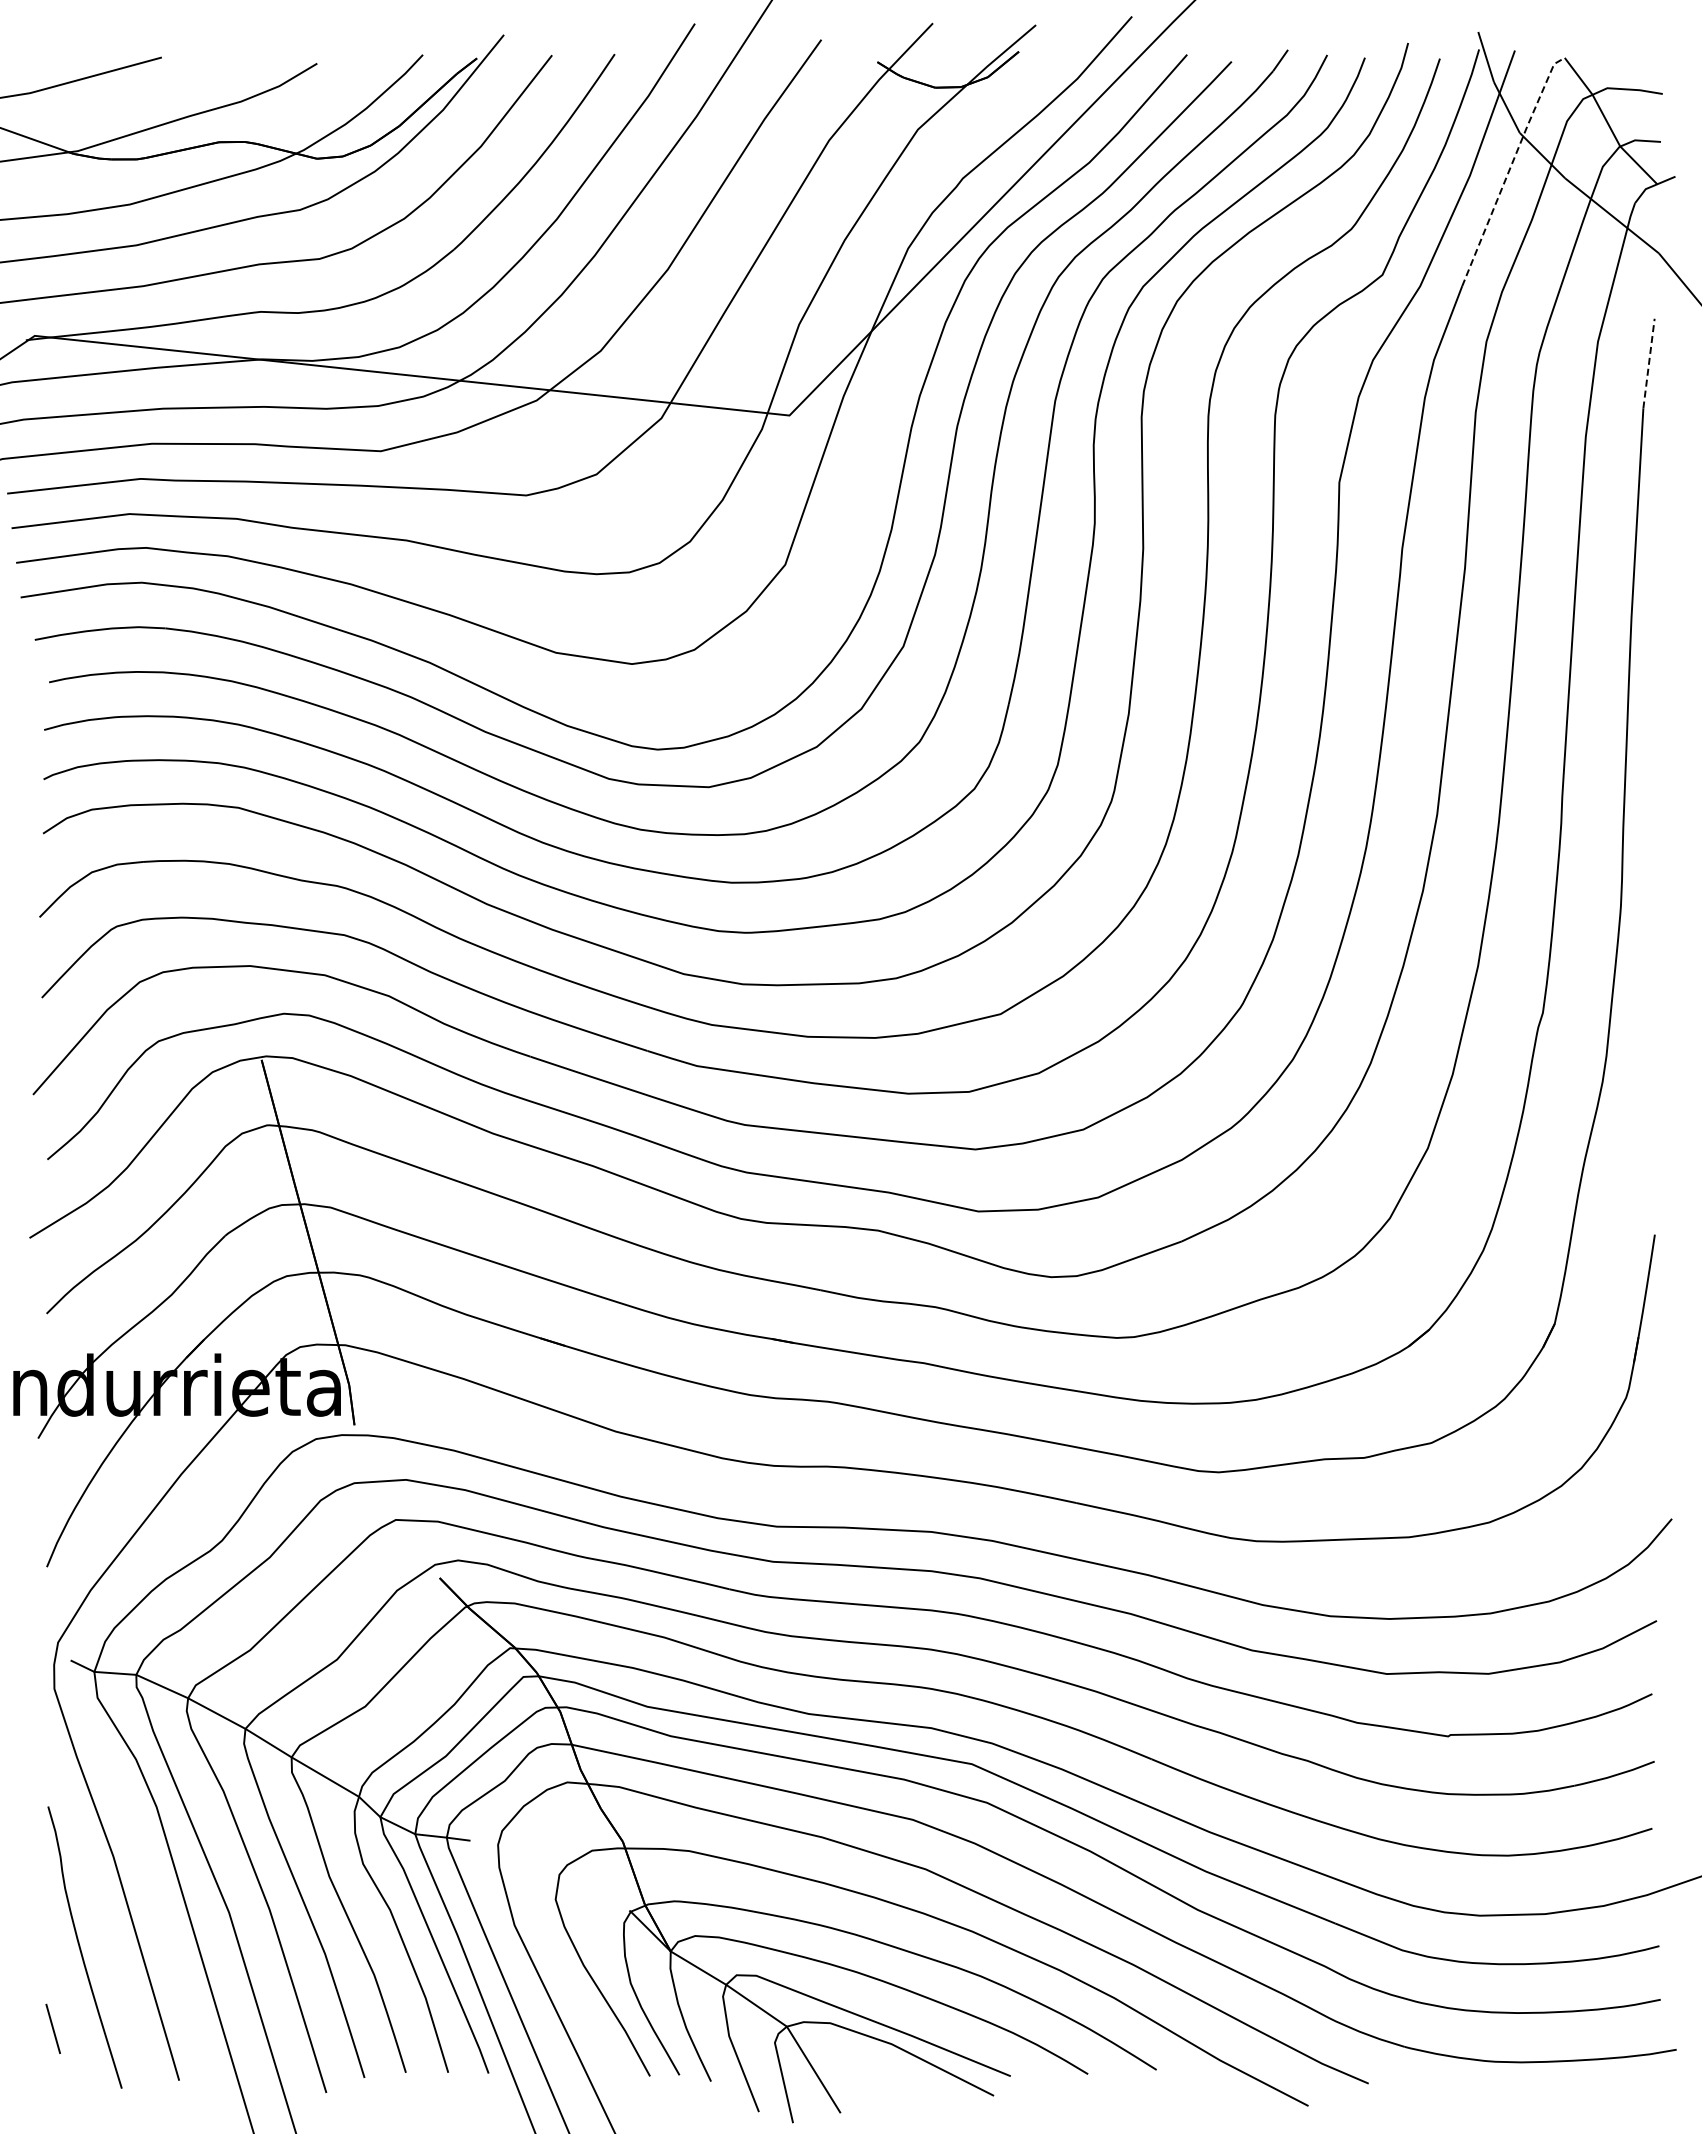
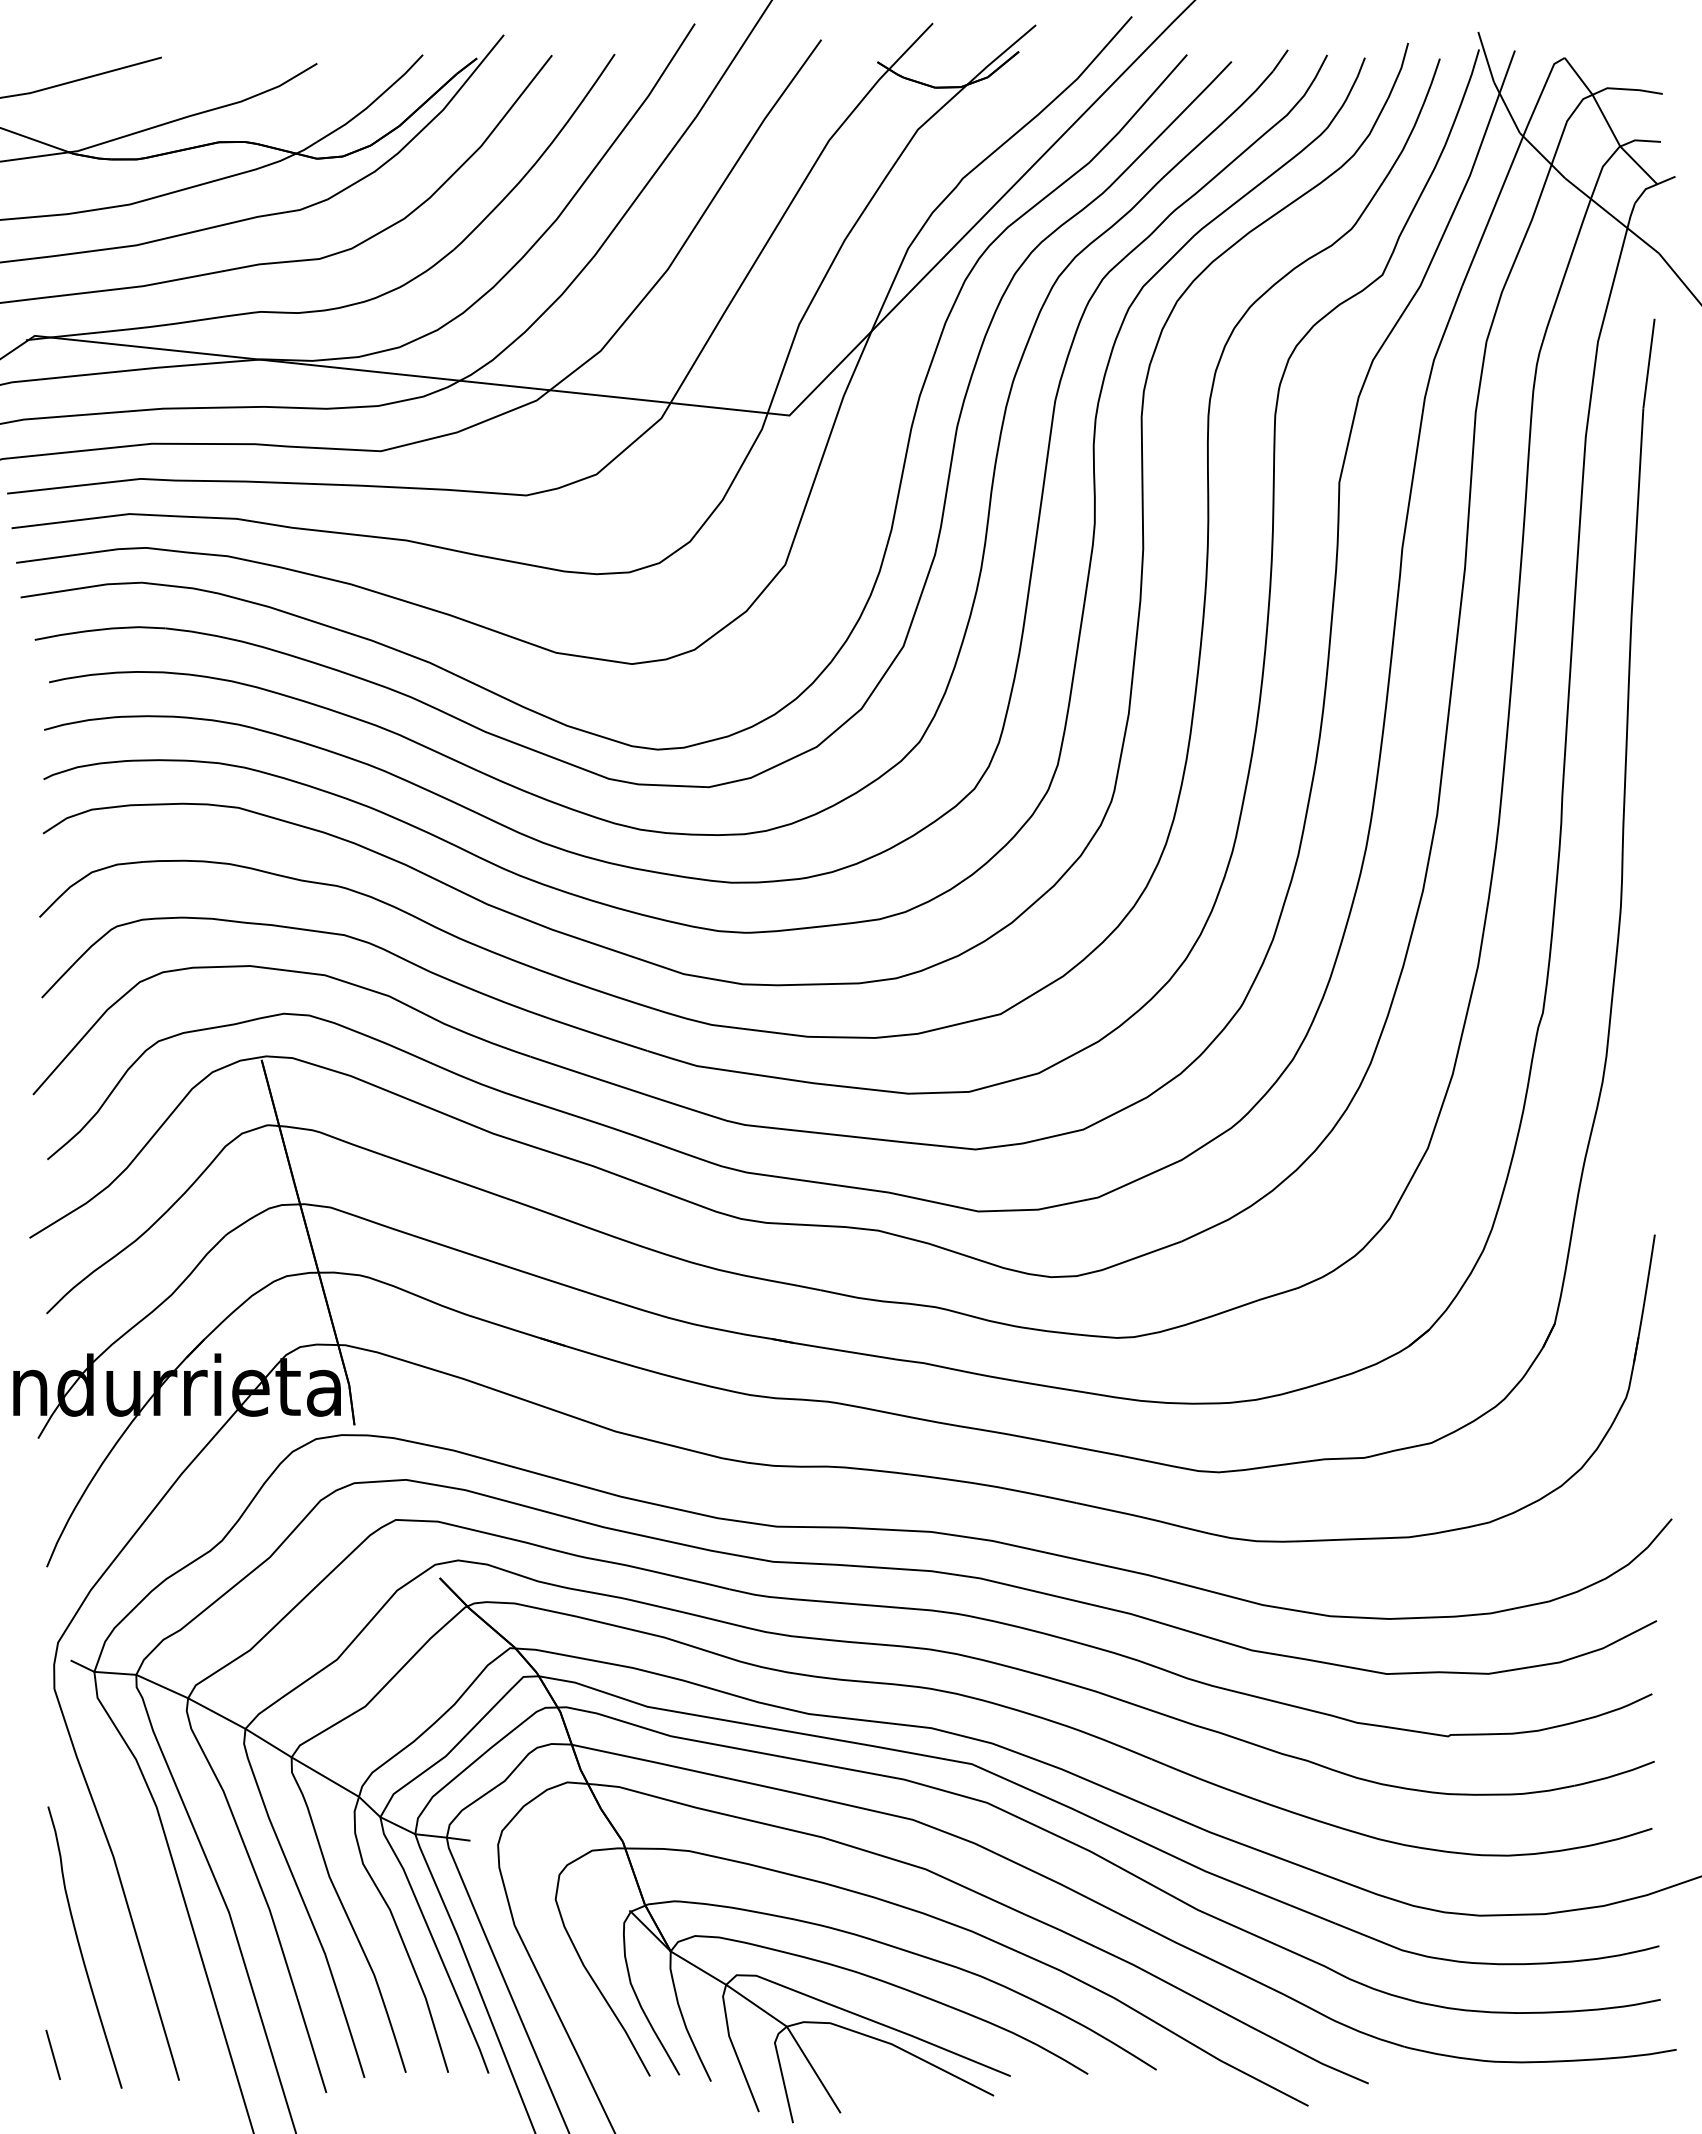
line: dashed -> solid (1510, 167)
line: dashed -> solid (1649, 363)
line position: (52, 2028) -> (52, 2054) (52, 2054)
